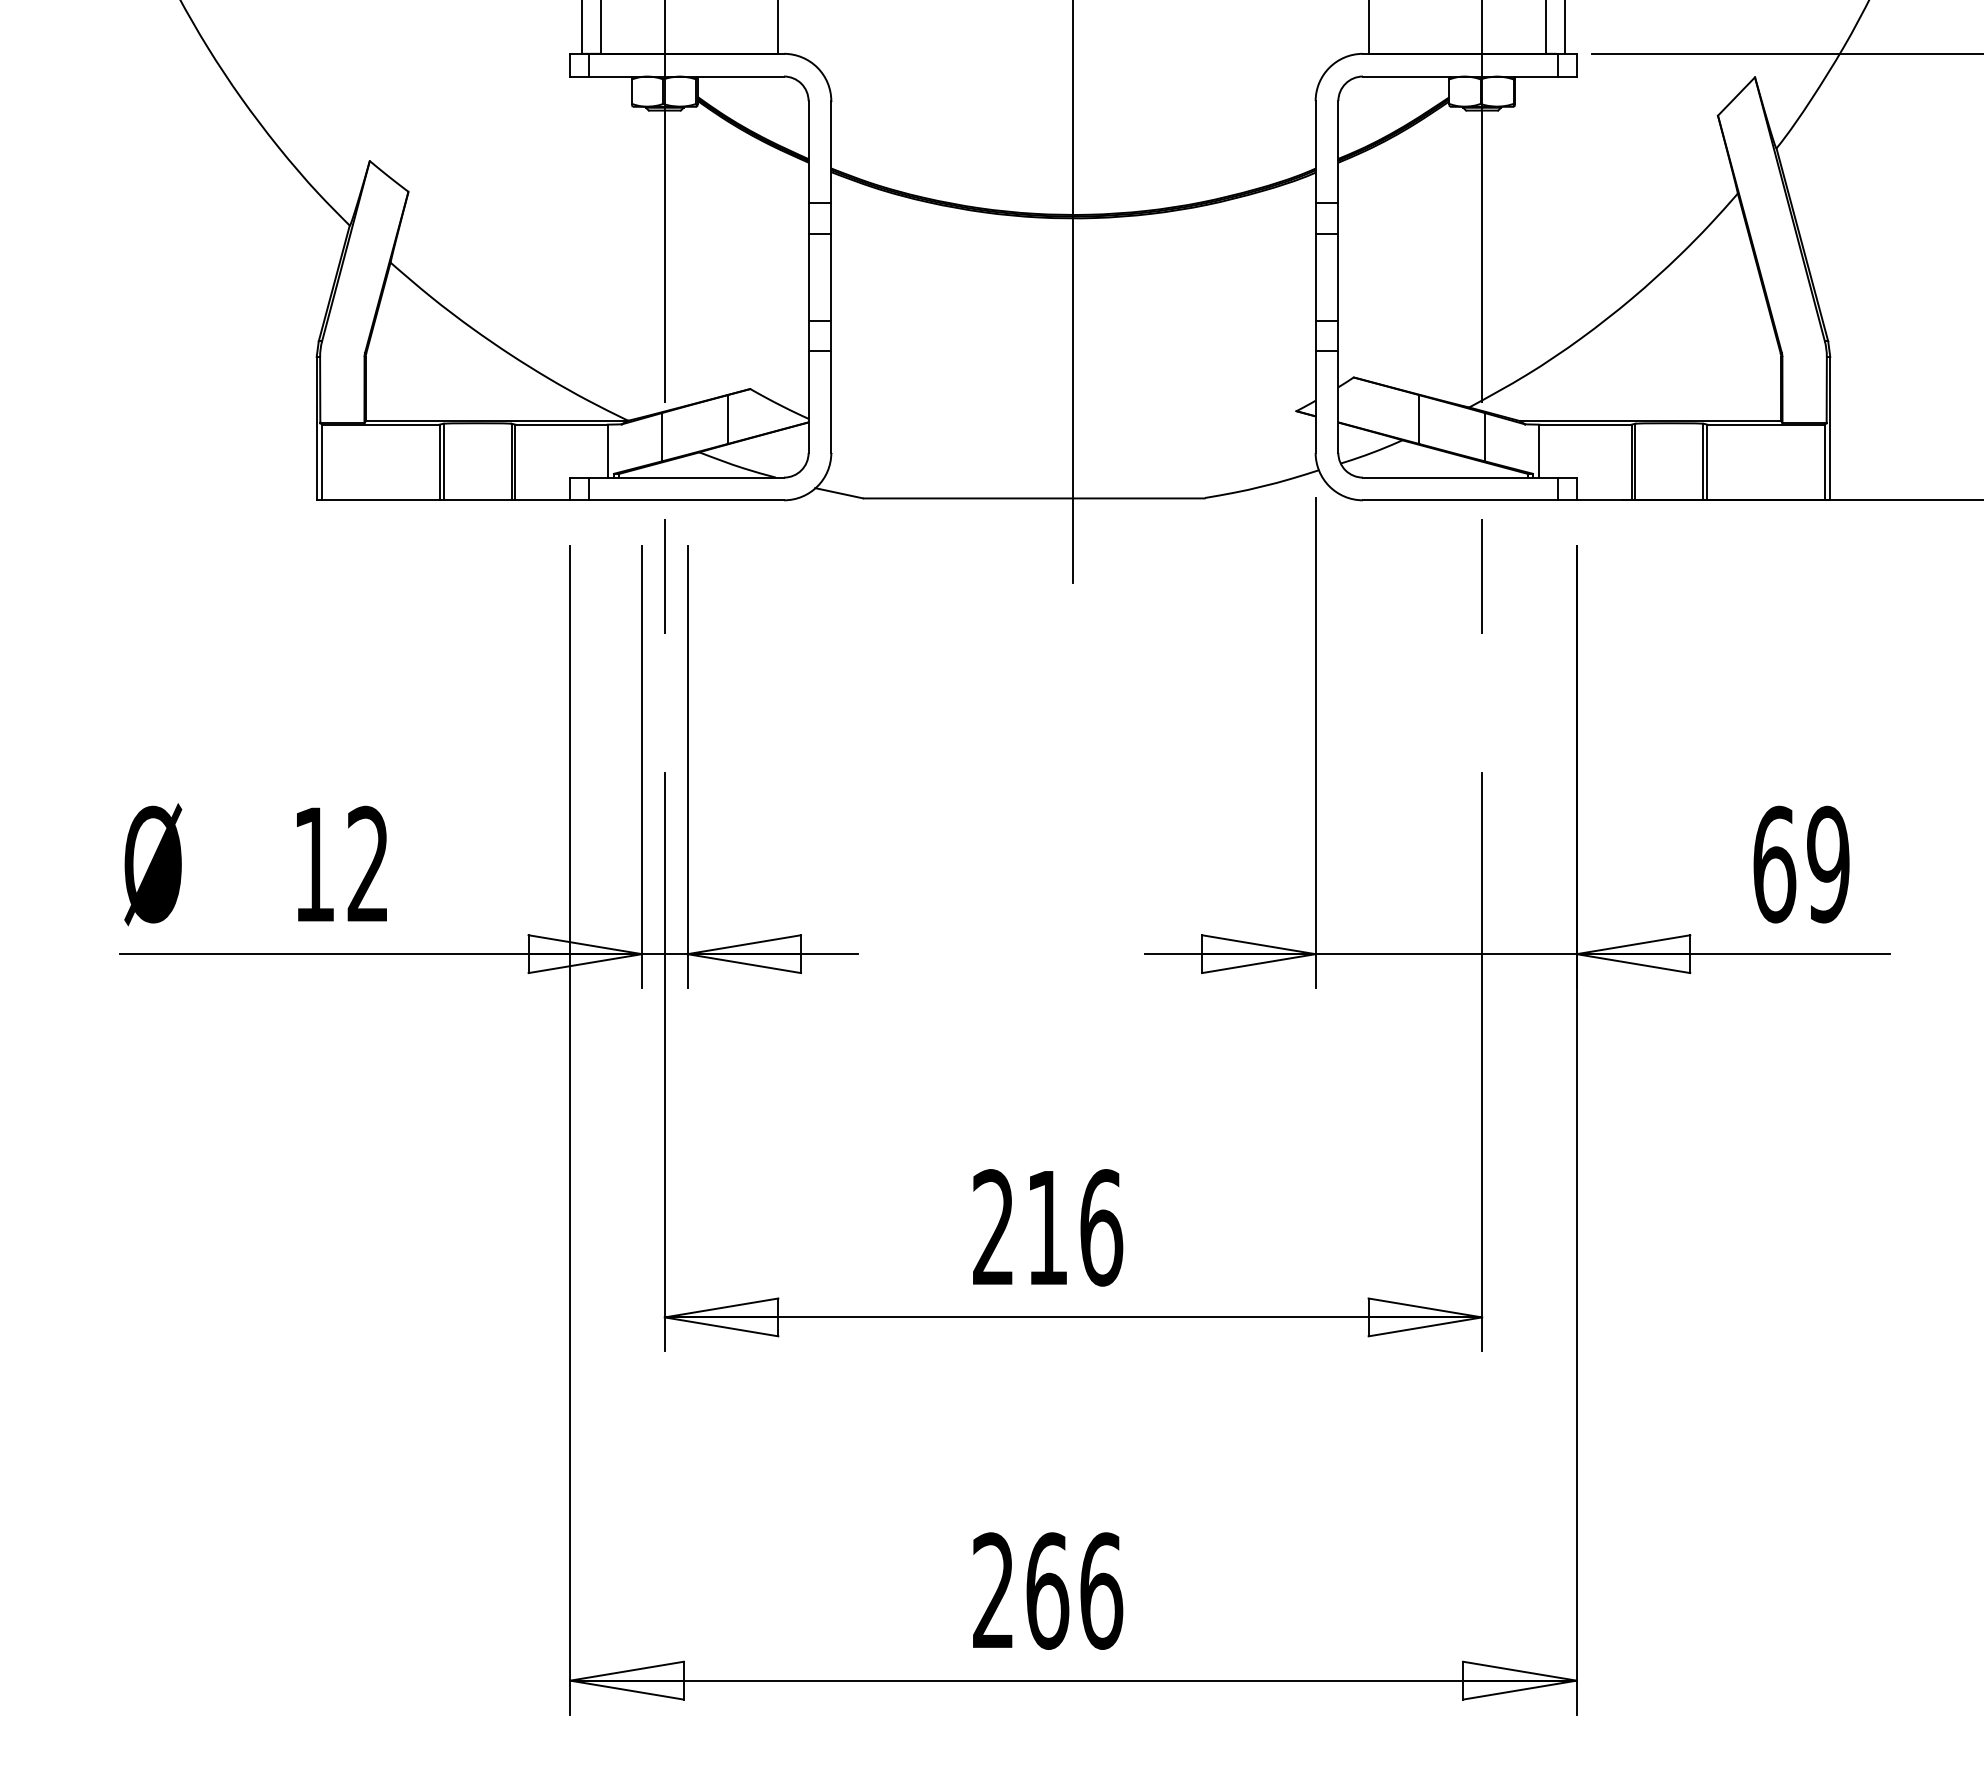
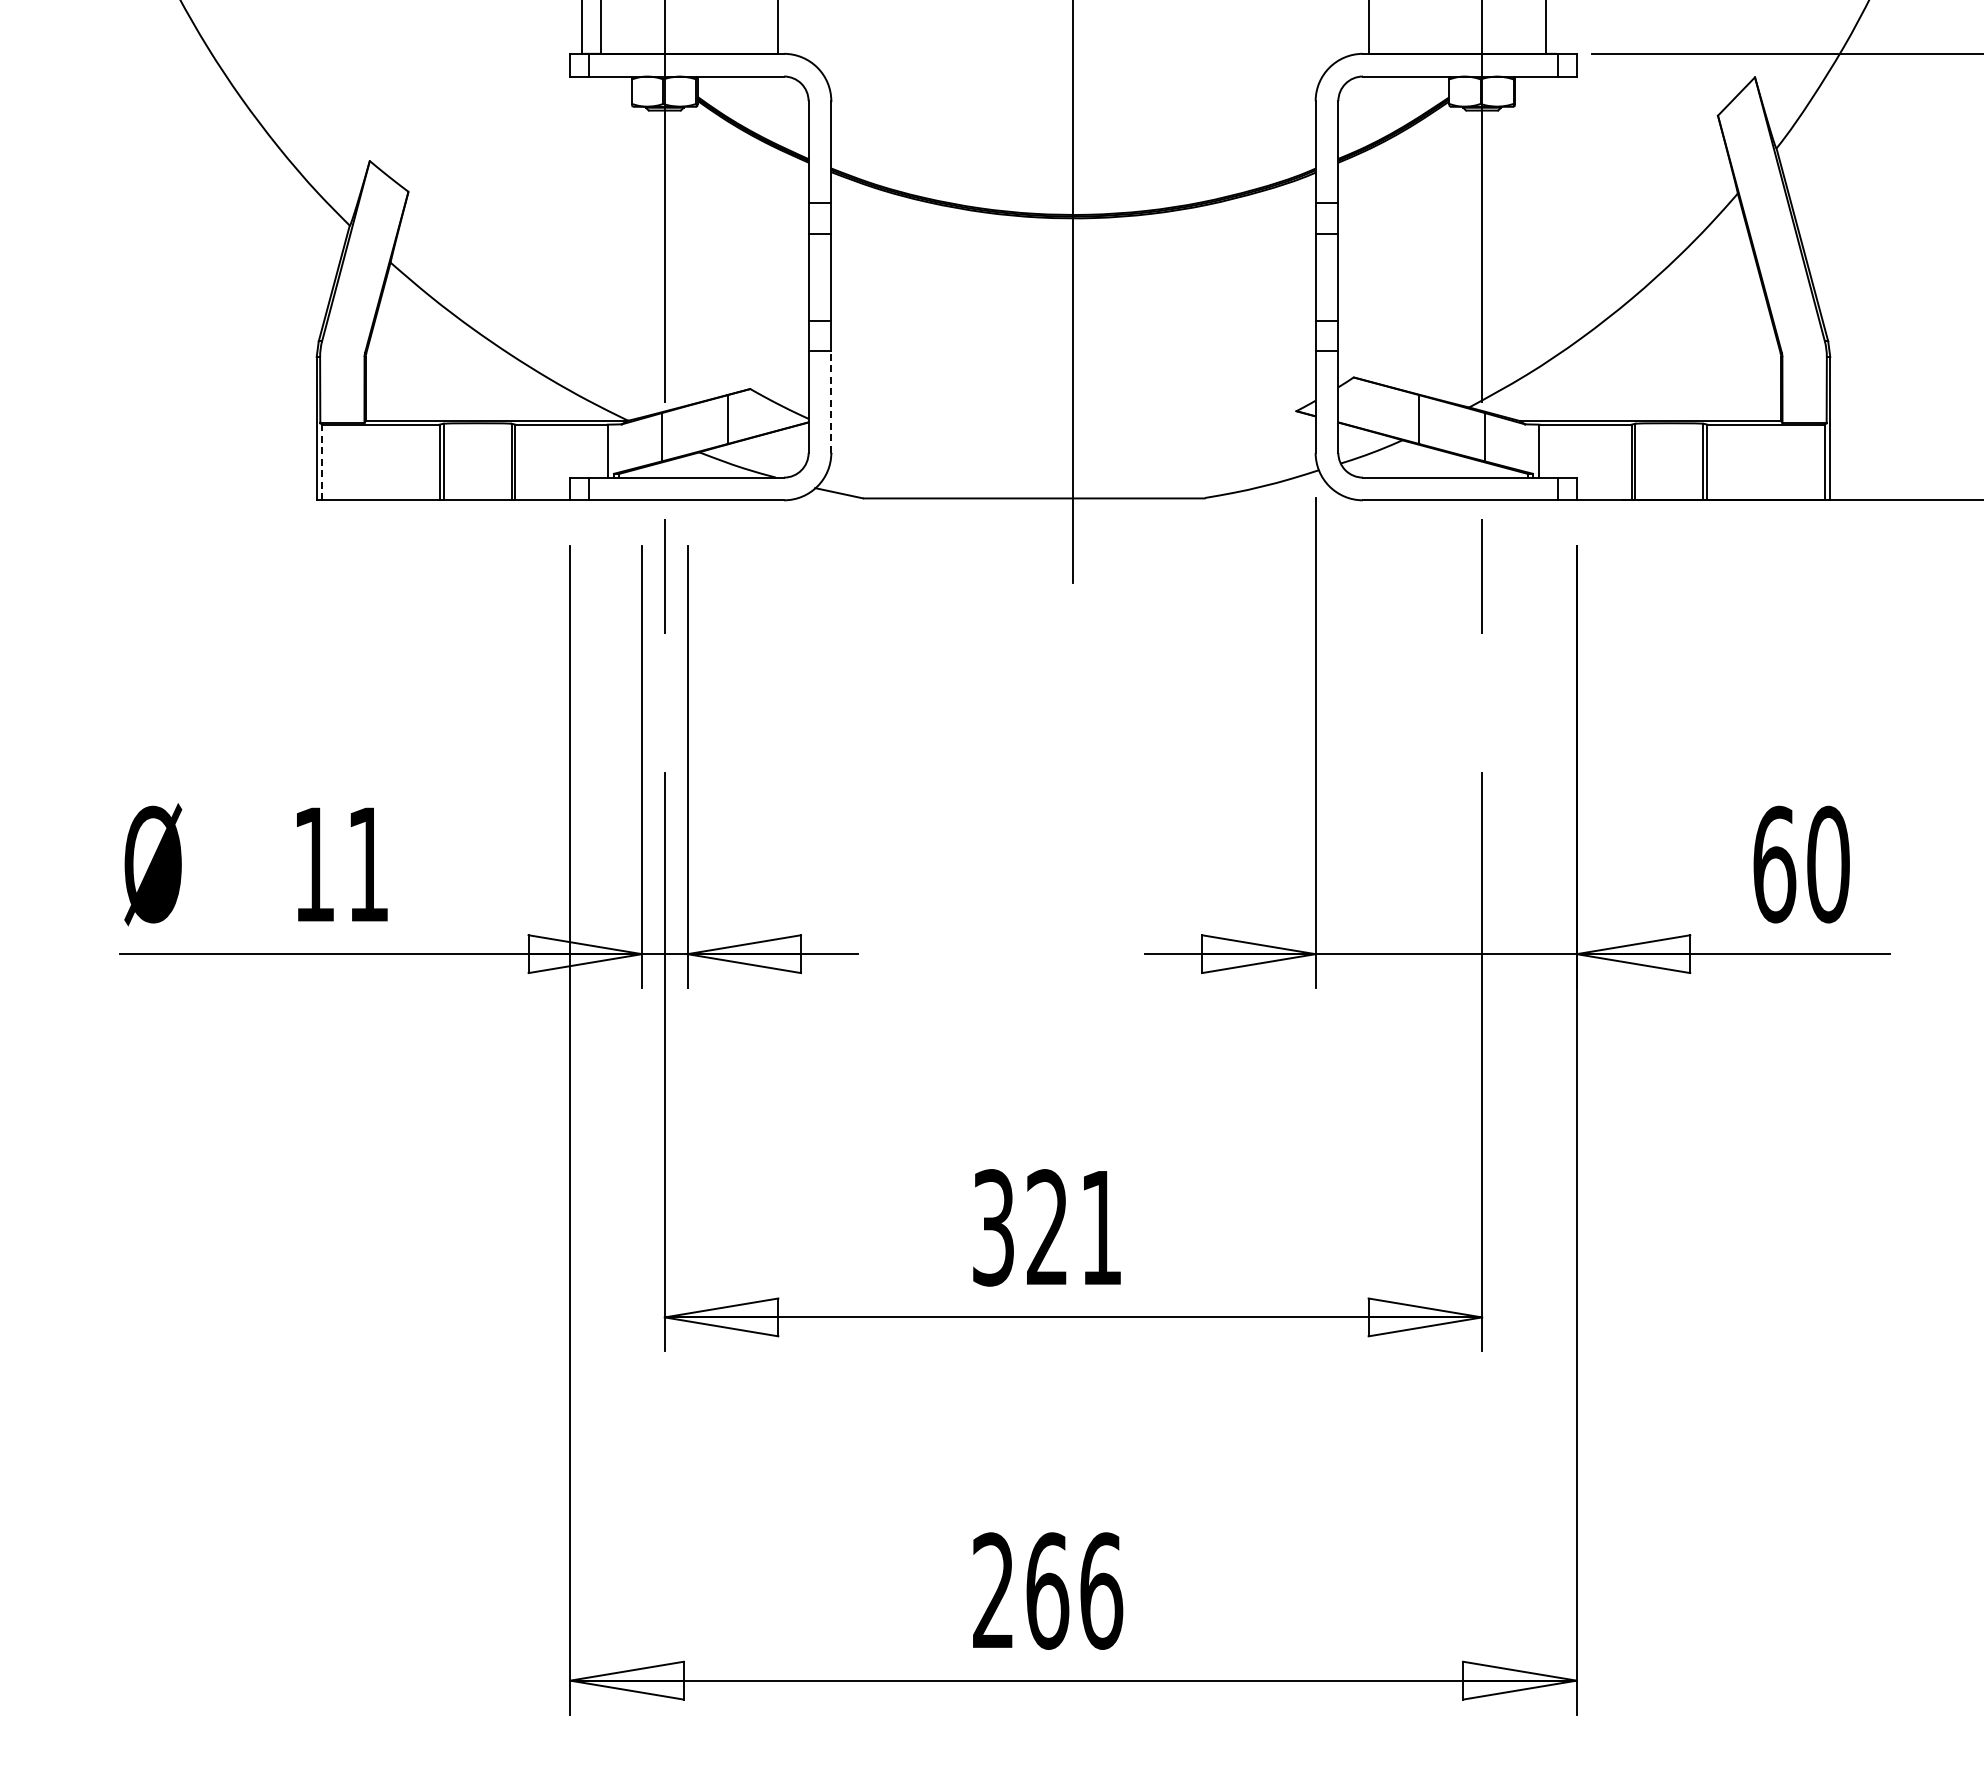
line: present -> none (1565, 27)
line: solid -> dashed (831, 402)
line: solid -> dashed (322, 462)
text: 12 -> 11 (367, 863)
text: 69 -> 60 (1828, 864)
text: 216 -> 321 (1048, 1227)
